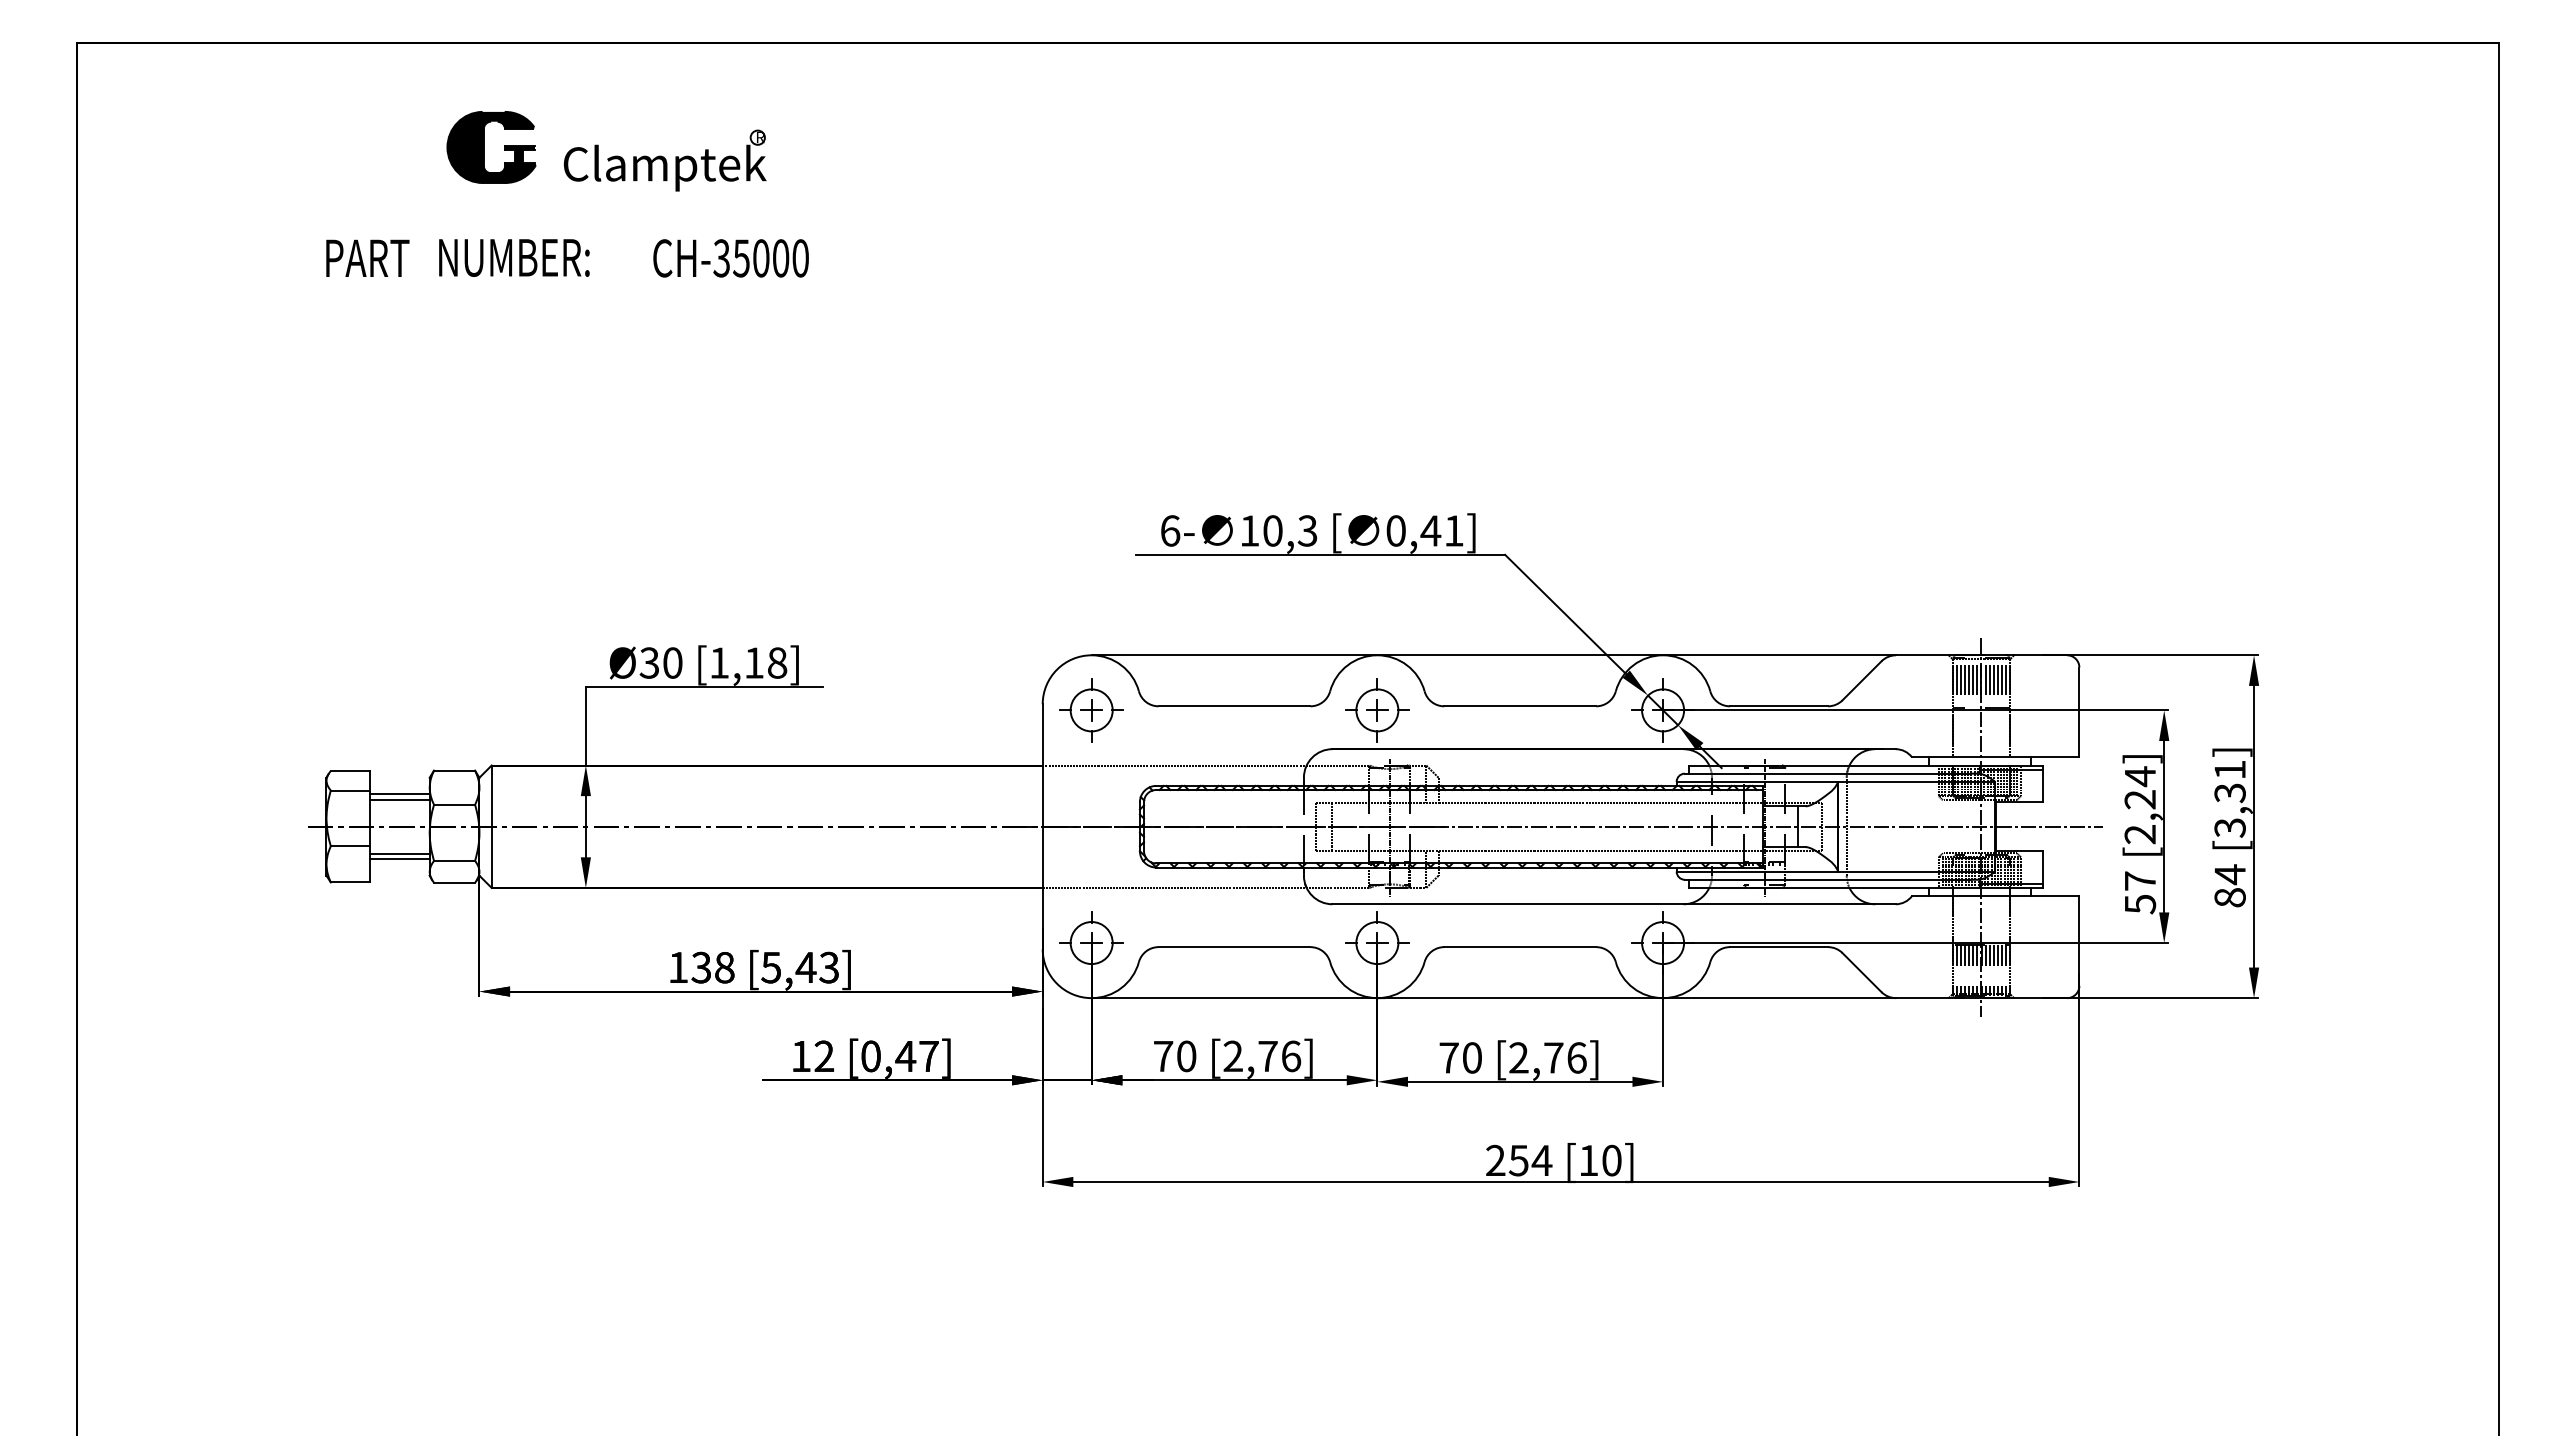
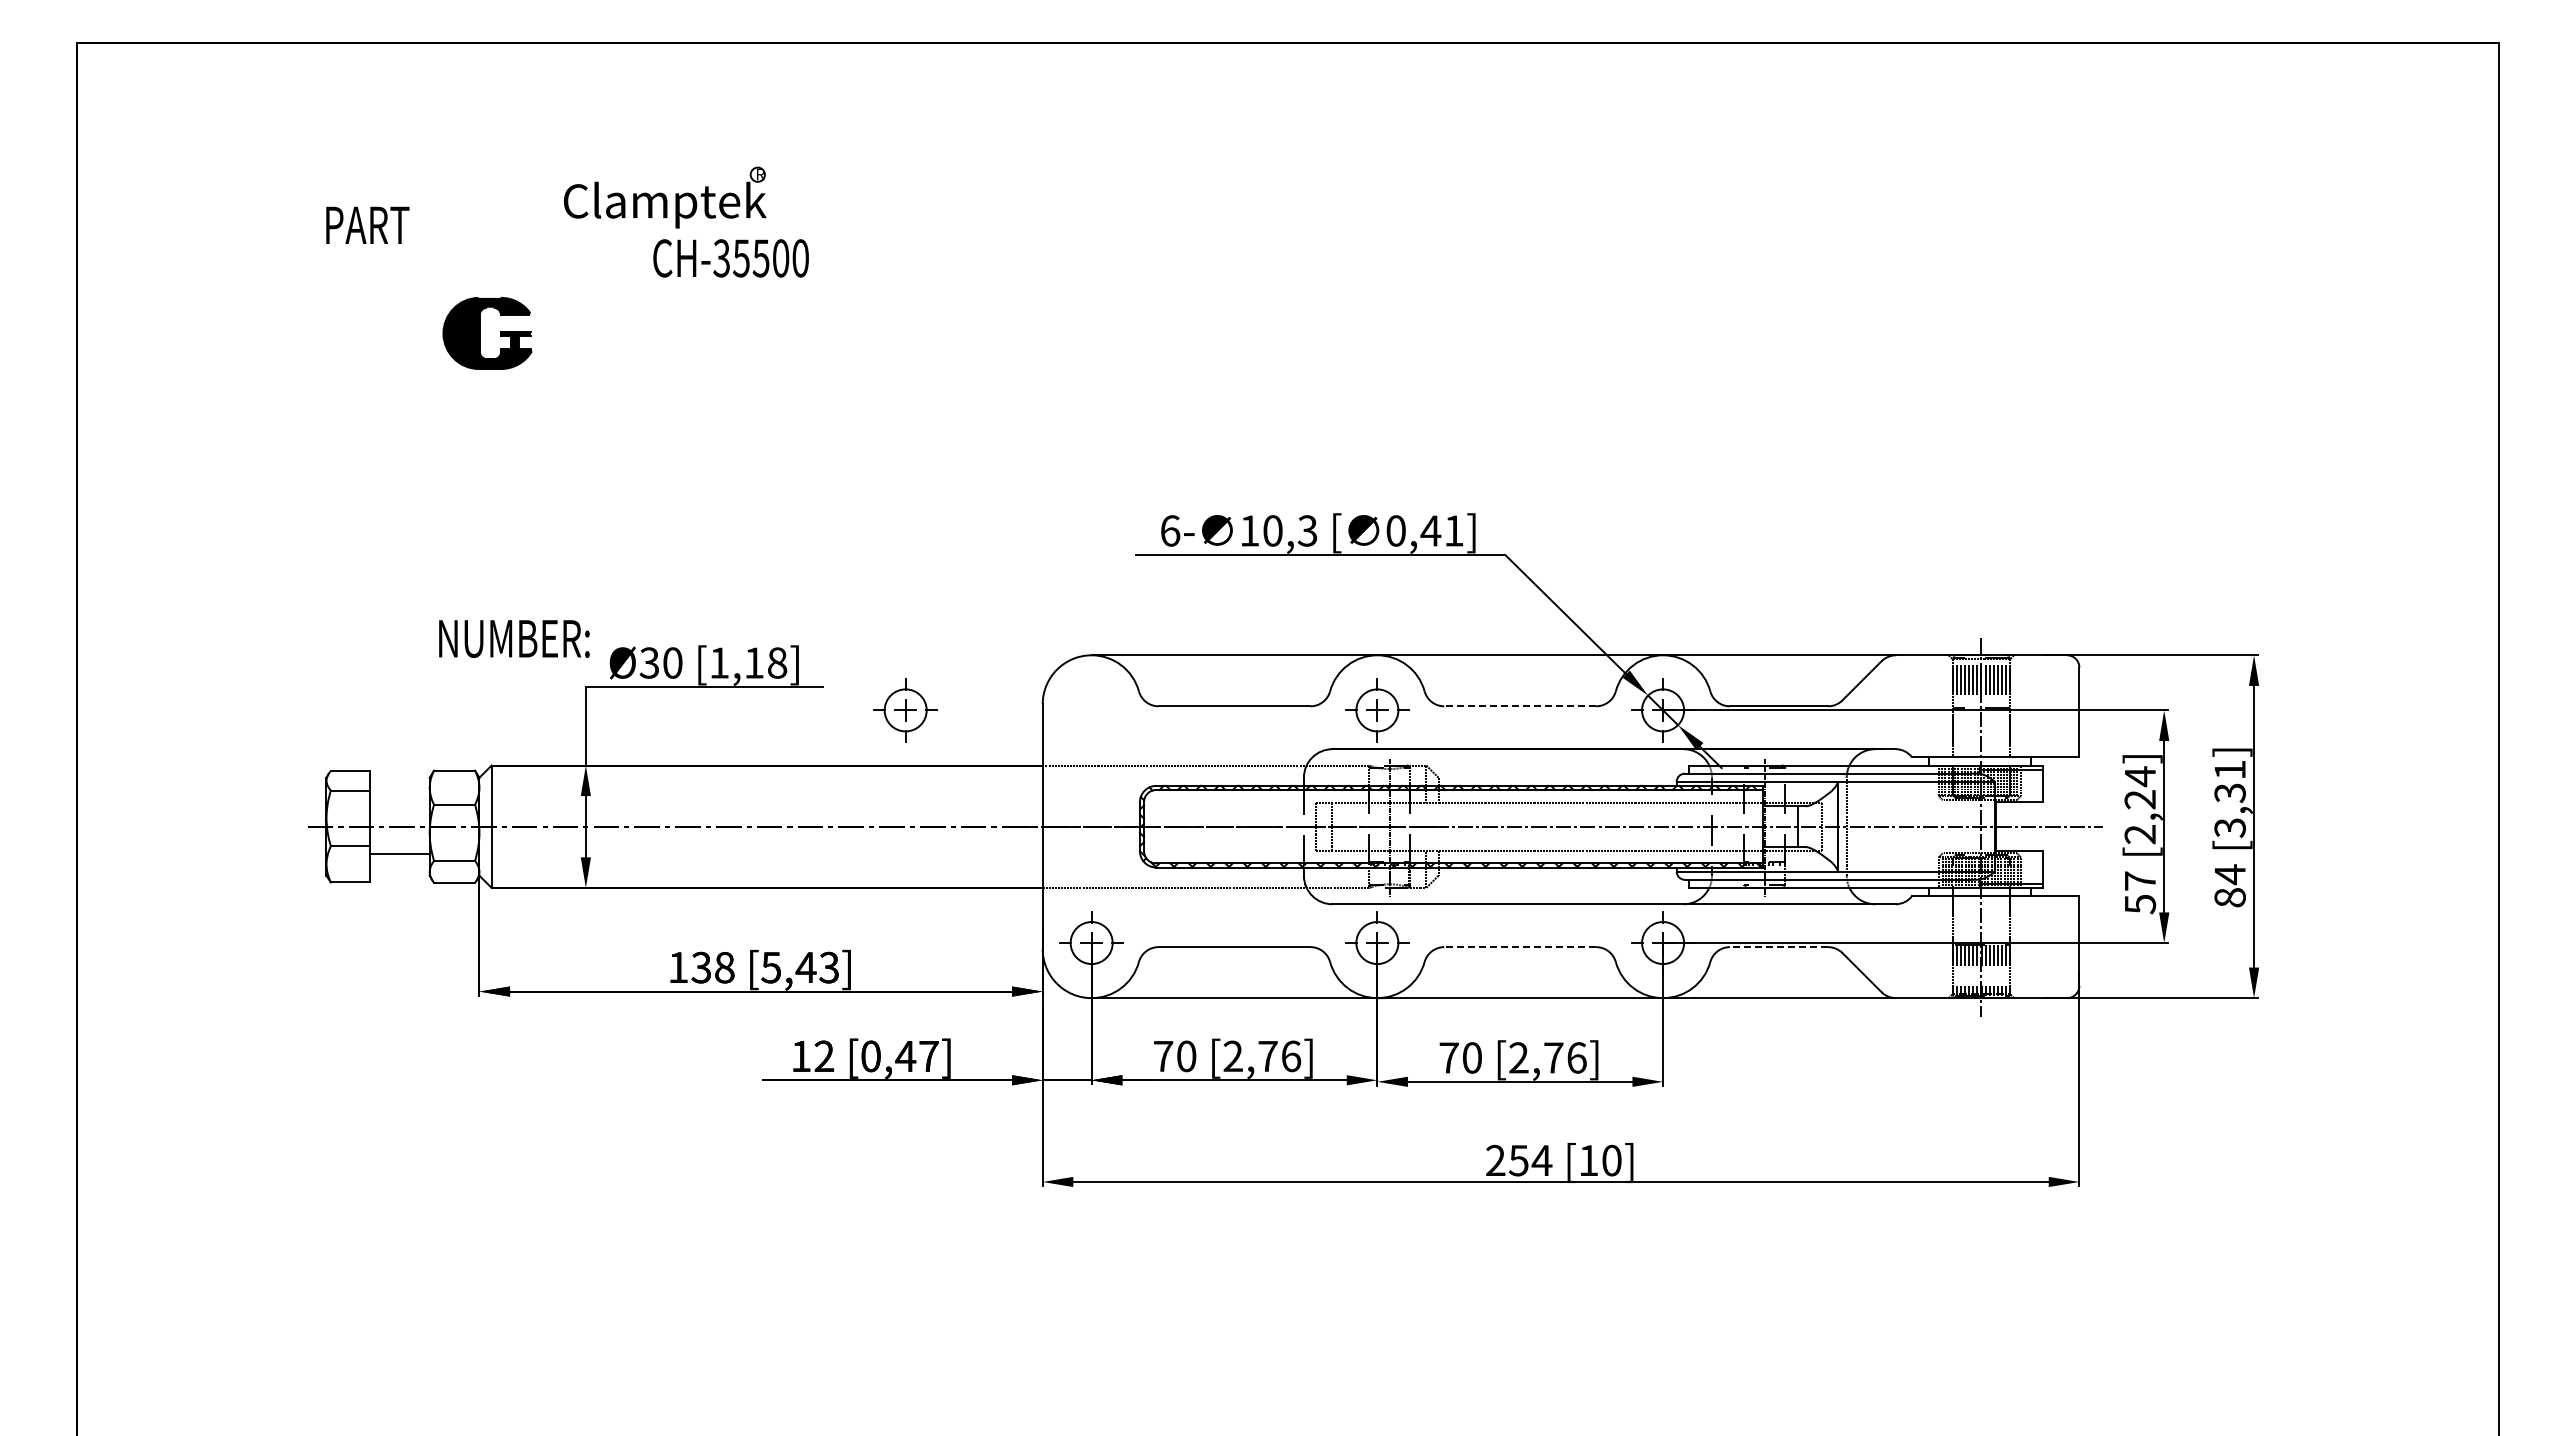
part position: (484, 147) -> (480, 333) (480, 333)
part position: (665, 160) -> (665, 197) (665, 197)
text position: (367, 257) -> (367, 224) (367, 224)
text position: (514, 257) -> (514, 638) (514, 638)
text: CH-35000 -> CH-35500 (760, 258)
line: solid -> dashed (1520, 706)
part position: (1091, 710) -> (905, 710) (905, 710)
line: present -> none (399, 794)
line: present -> none (399, 799)
line: present -> none (399, 859)
line: solid -> dashed (1520, 947)
line: solid -> dashed (1778, 947)
